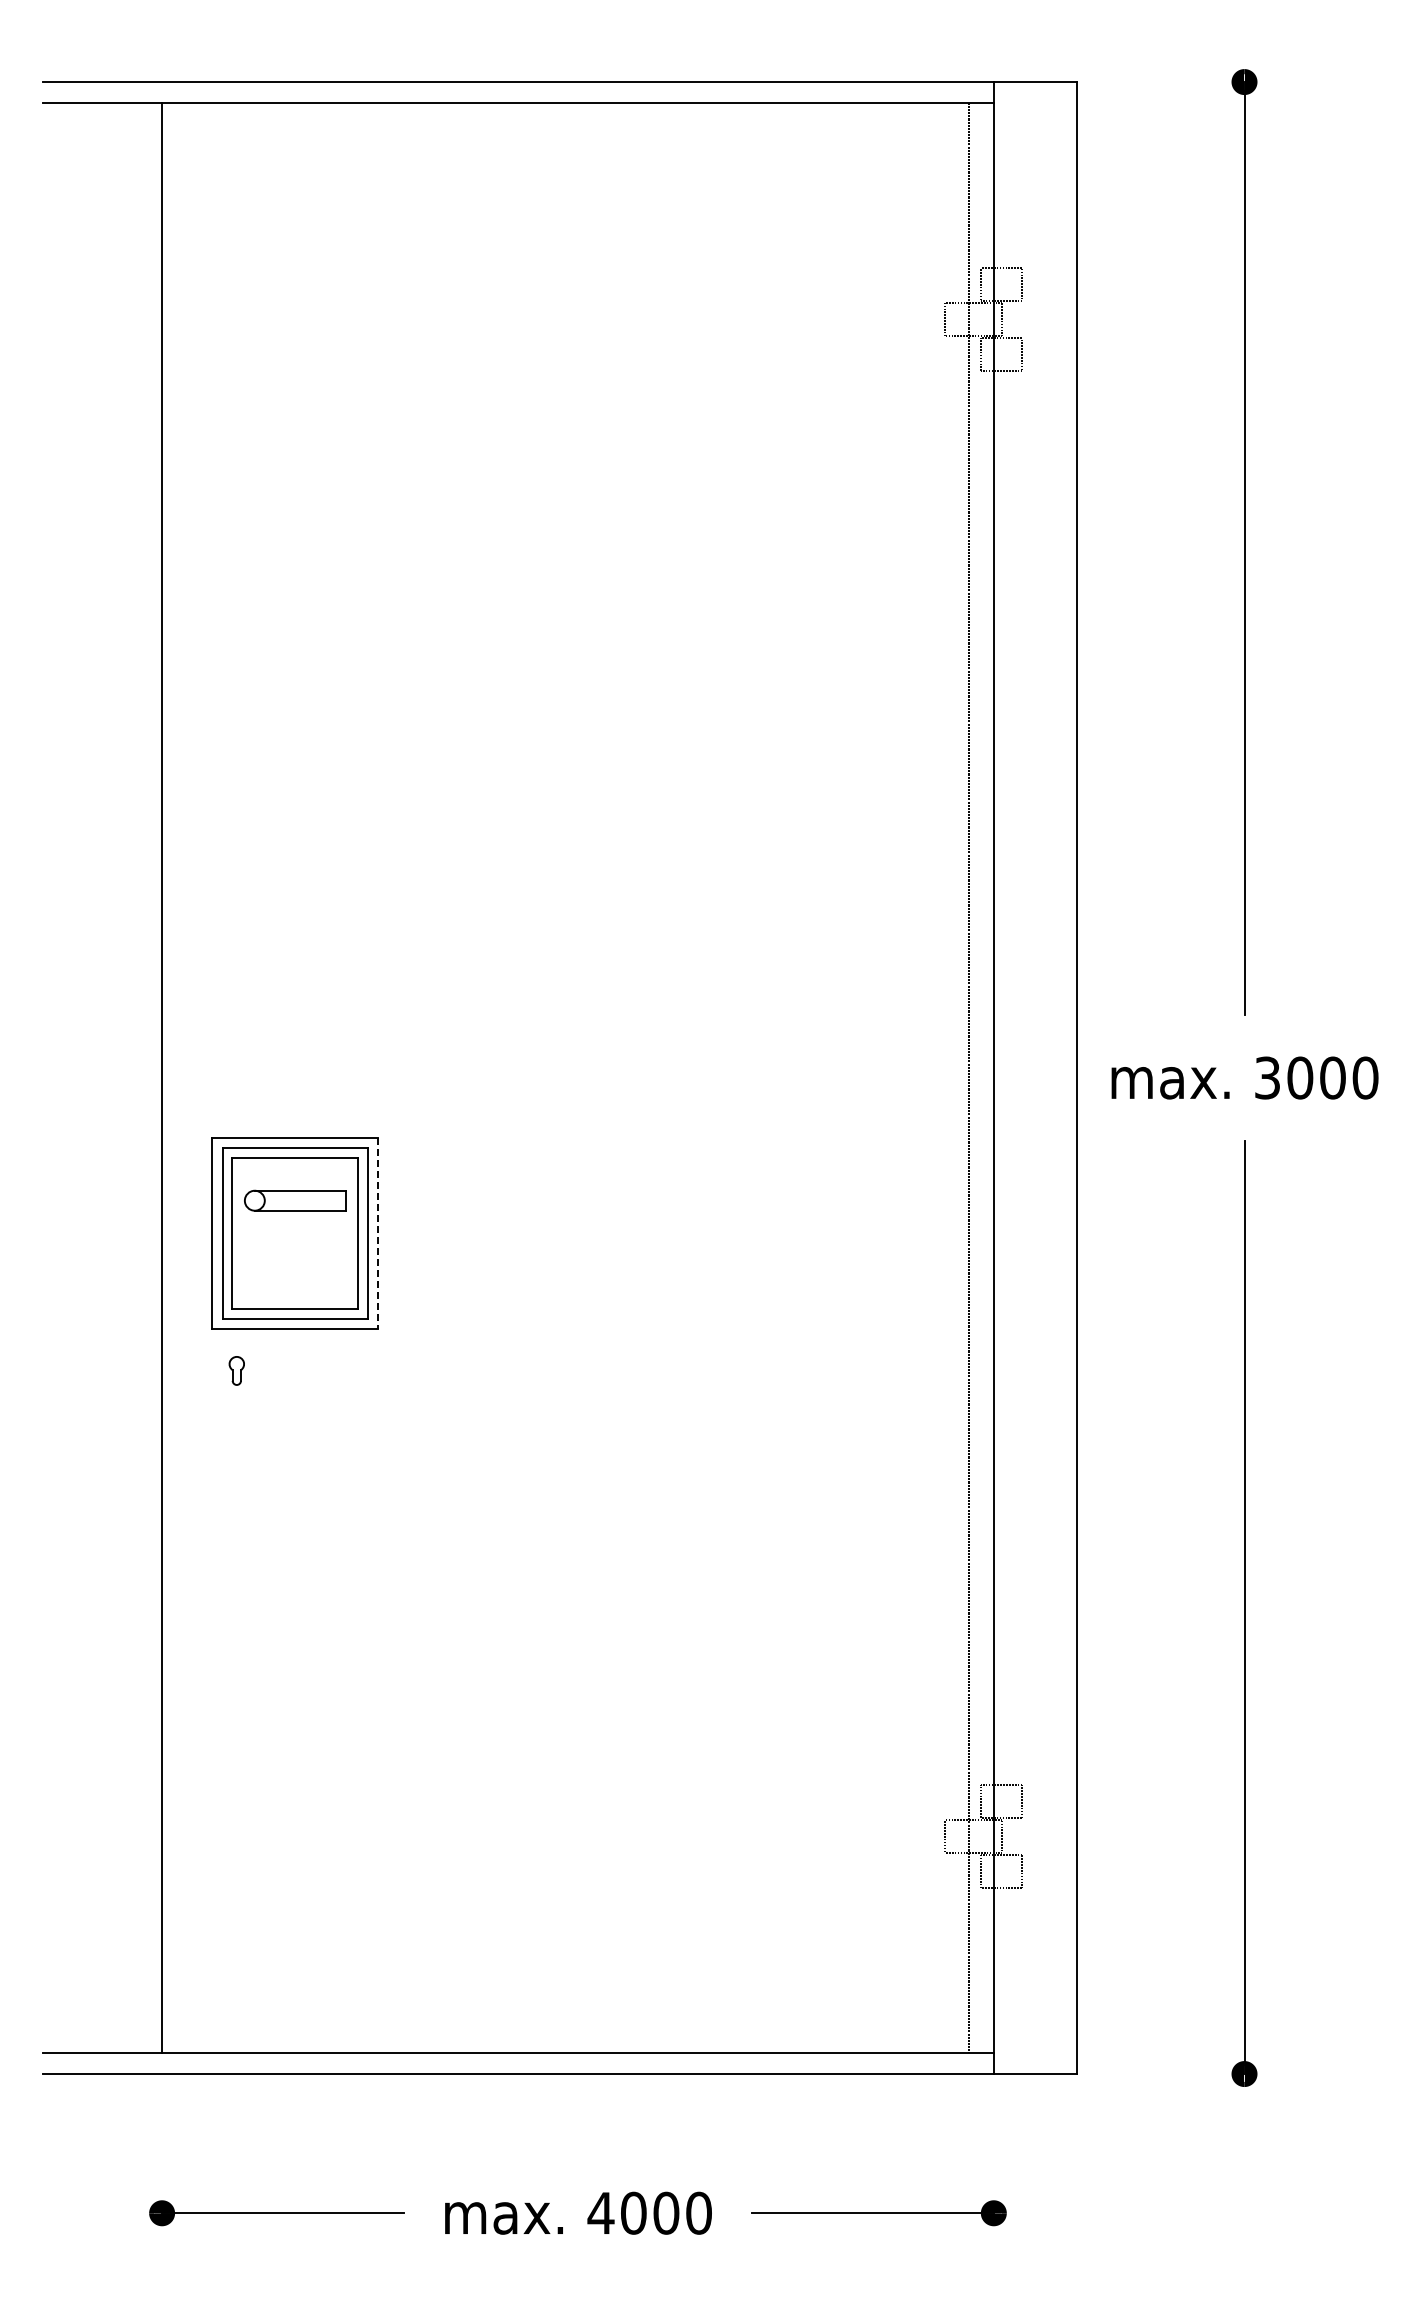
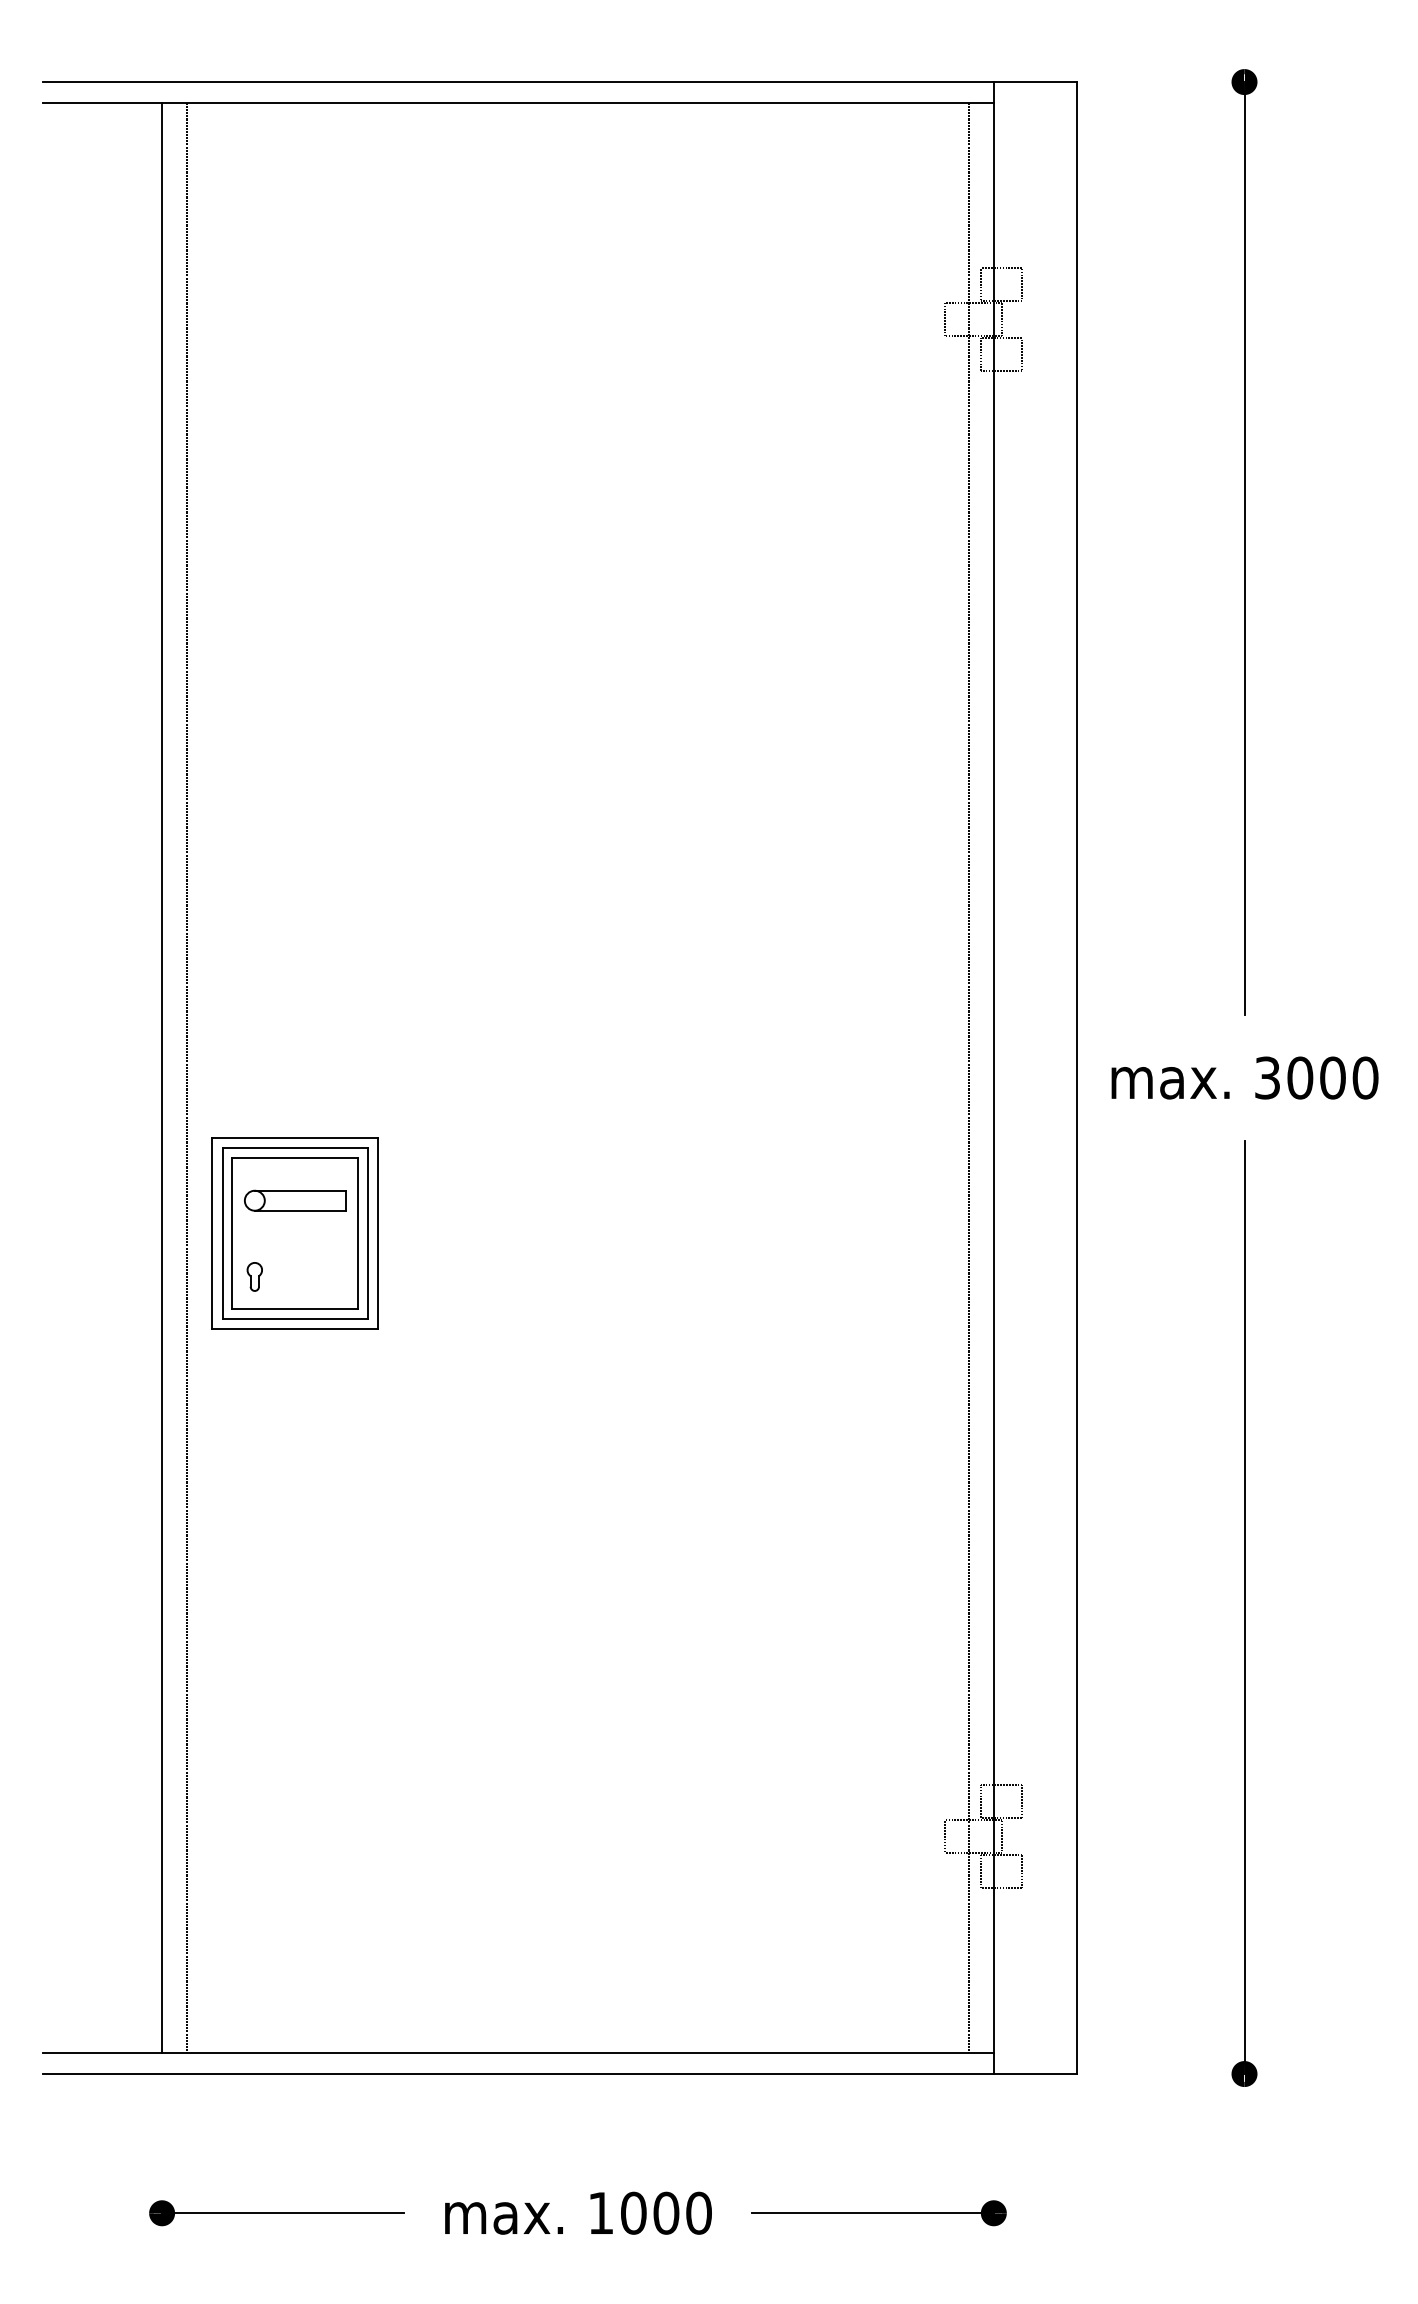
line: none -> present (187, 1077)
line: dashed -> solid (378, 1233)
part position: (236, 1370) -> (254, 1276) (254, 1276)
text: 4000 -> 1000 (600, 2212)
